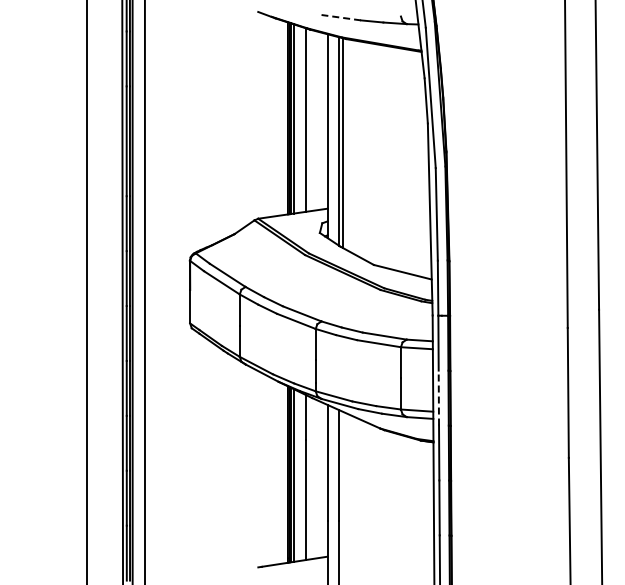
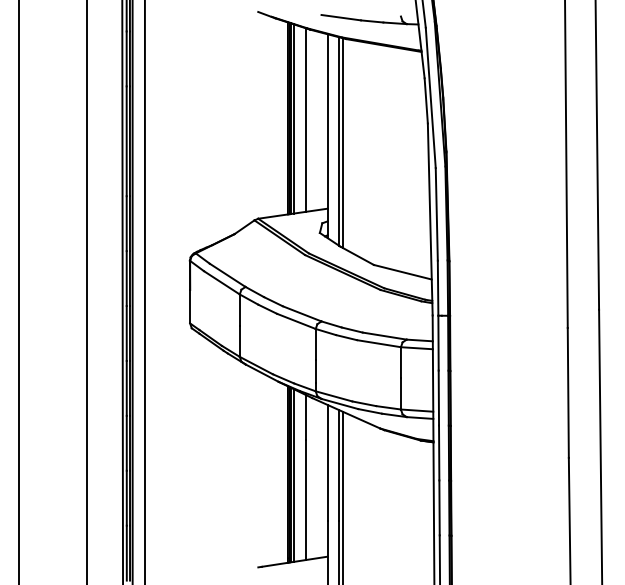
line: dashed -> solid (341, 17)
line: none -> present (18, 291)
line: dashed -> solid (438, 397)
line: none -> present (342, 496)
